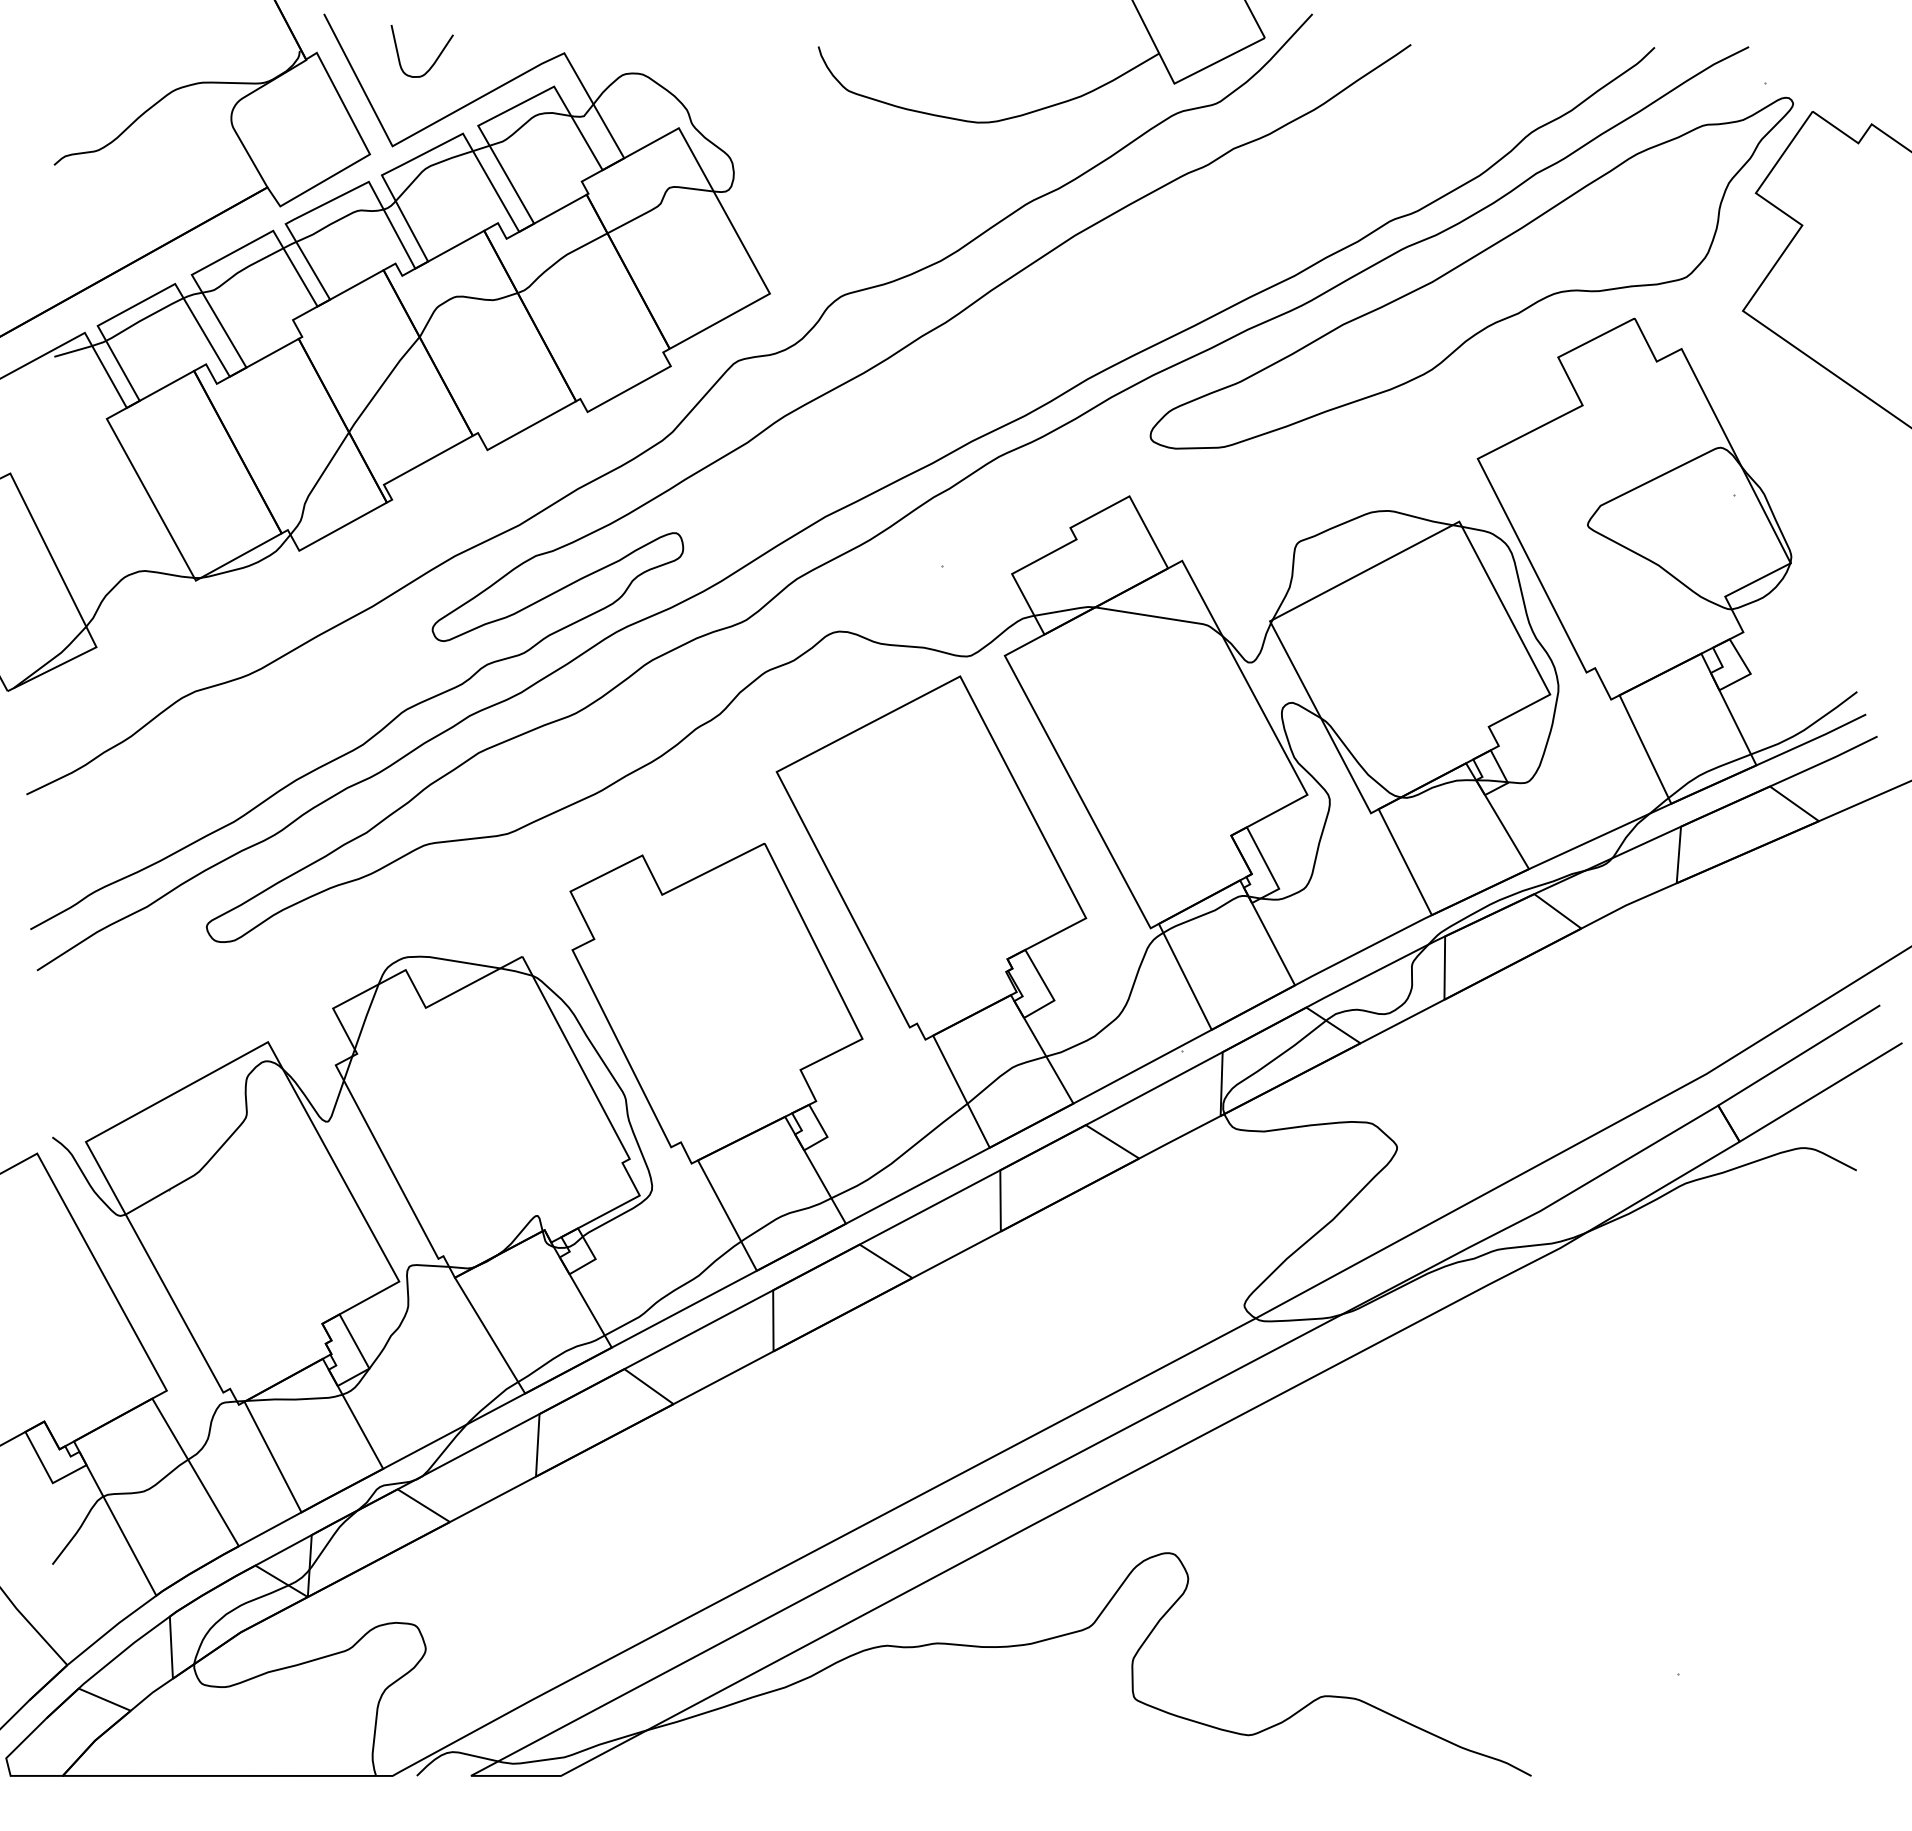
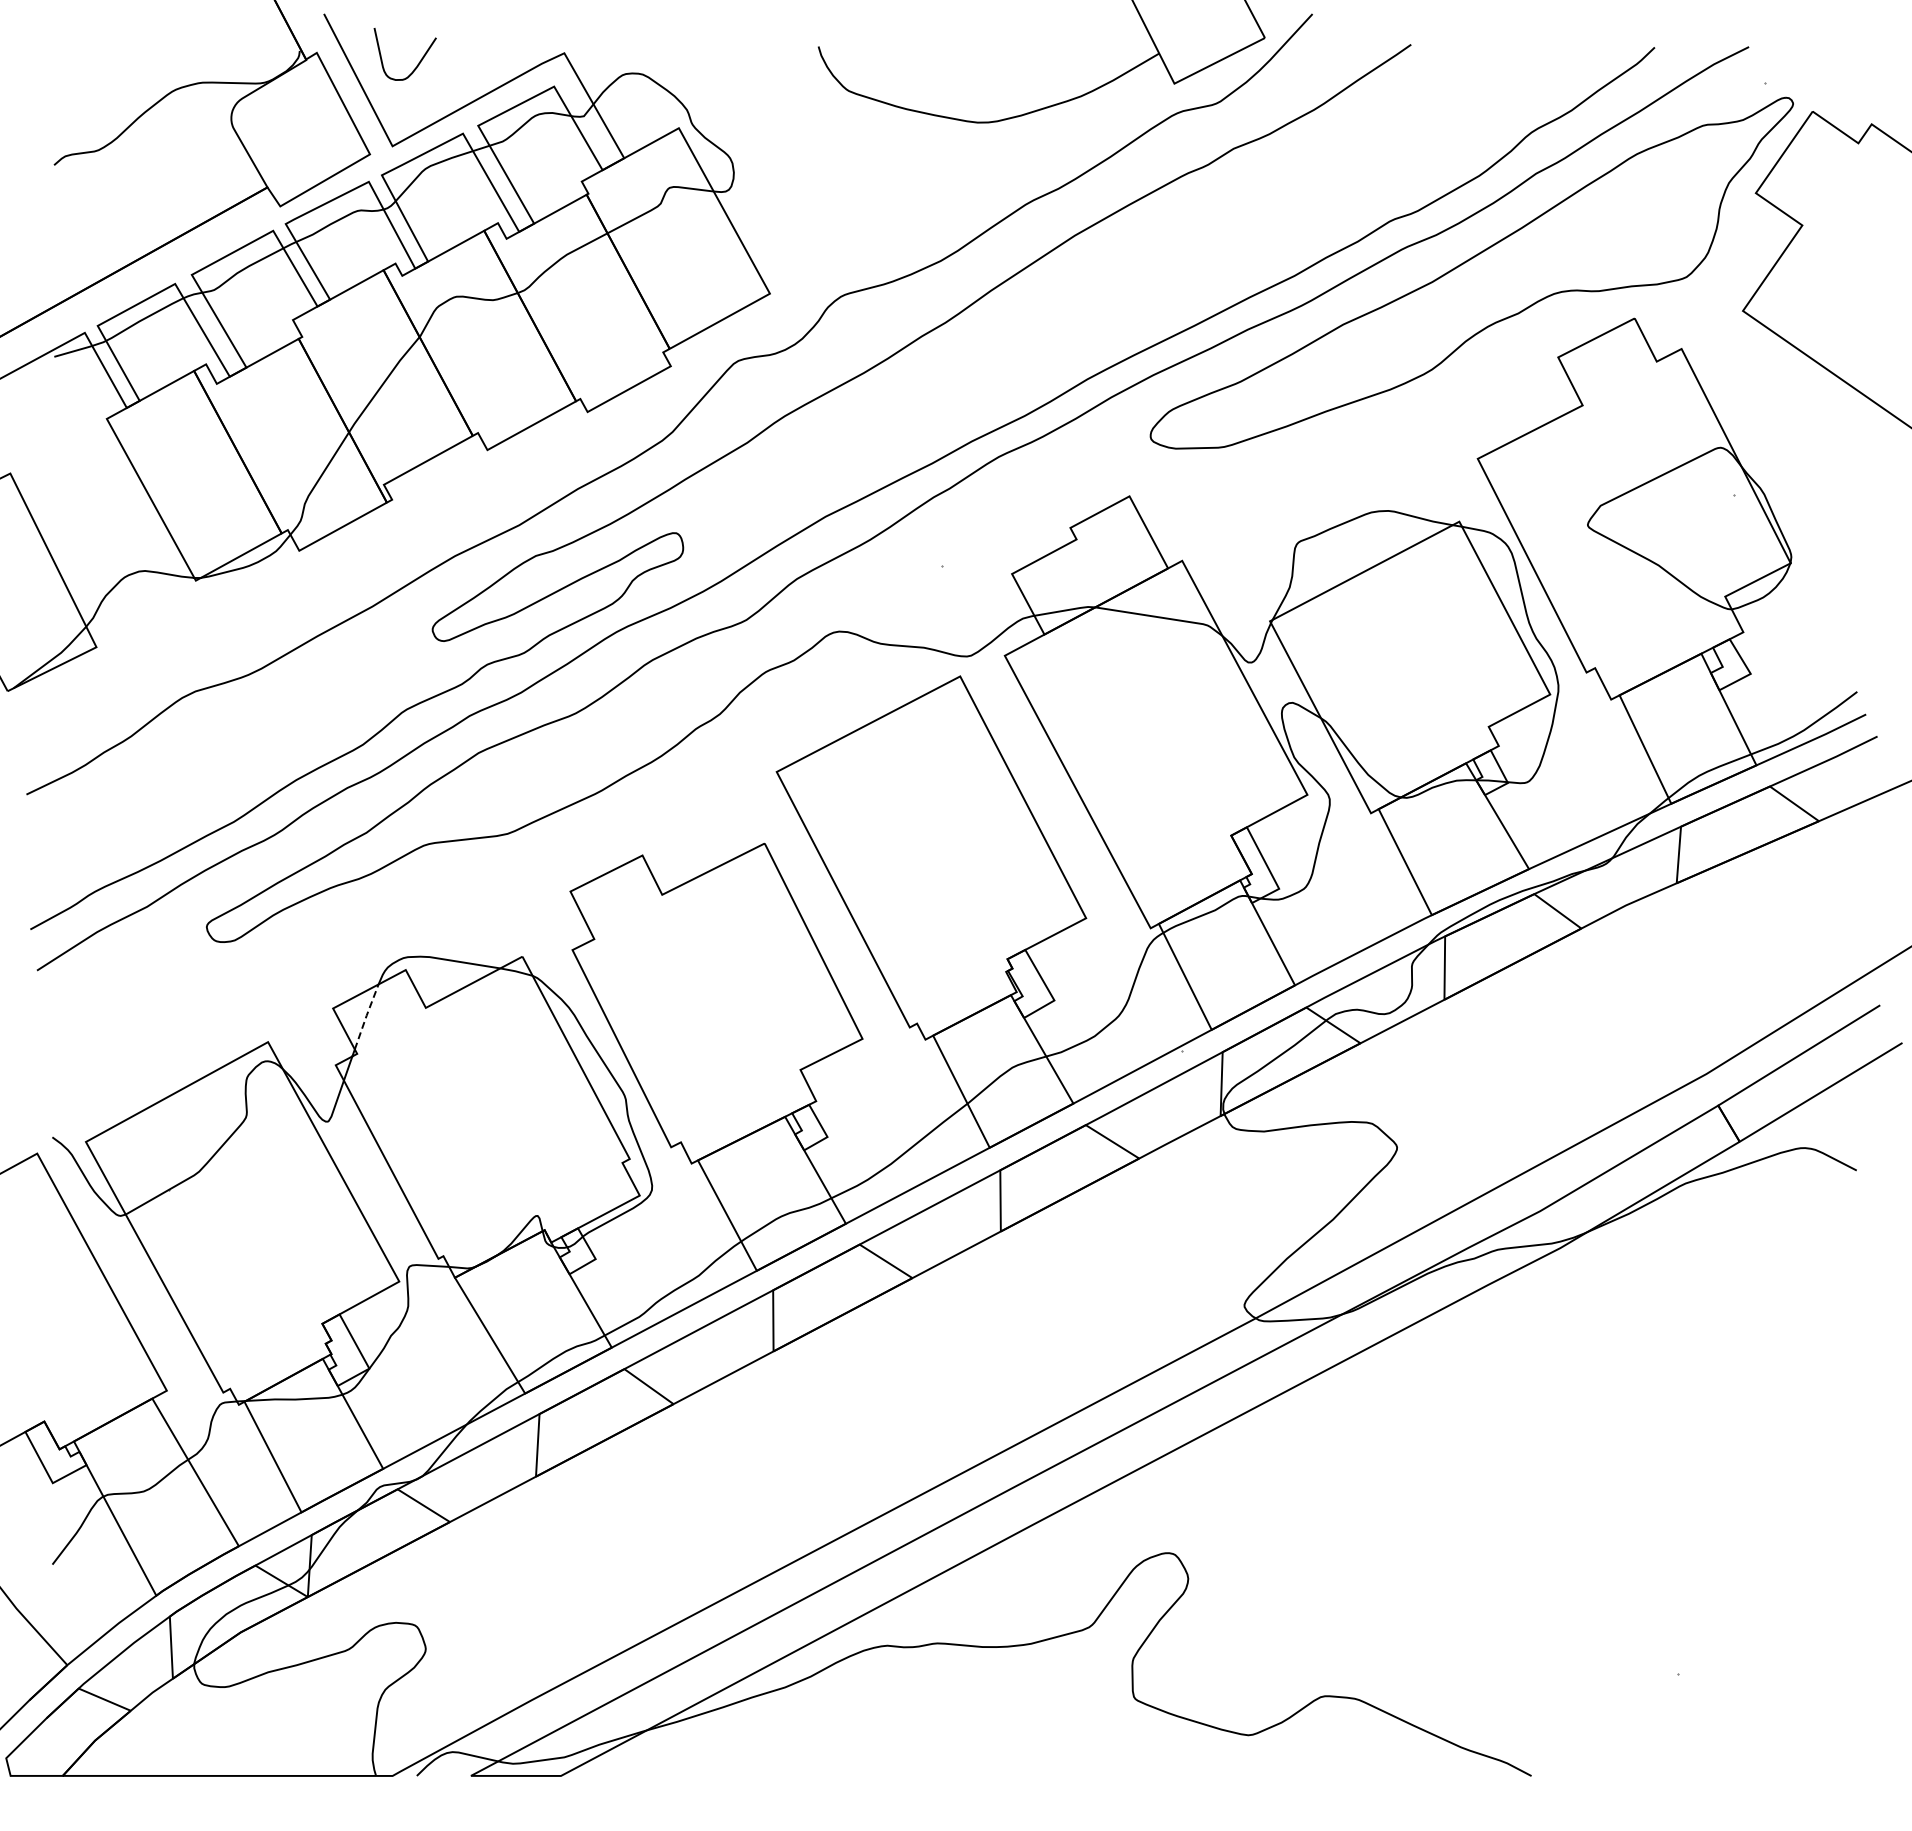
curve position: (435, 59) -> (418, 62) (418, 62)
line: solid -> dashed (366, 1015)
